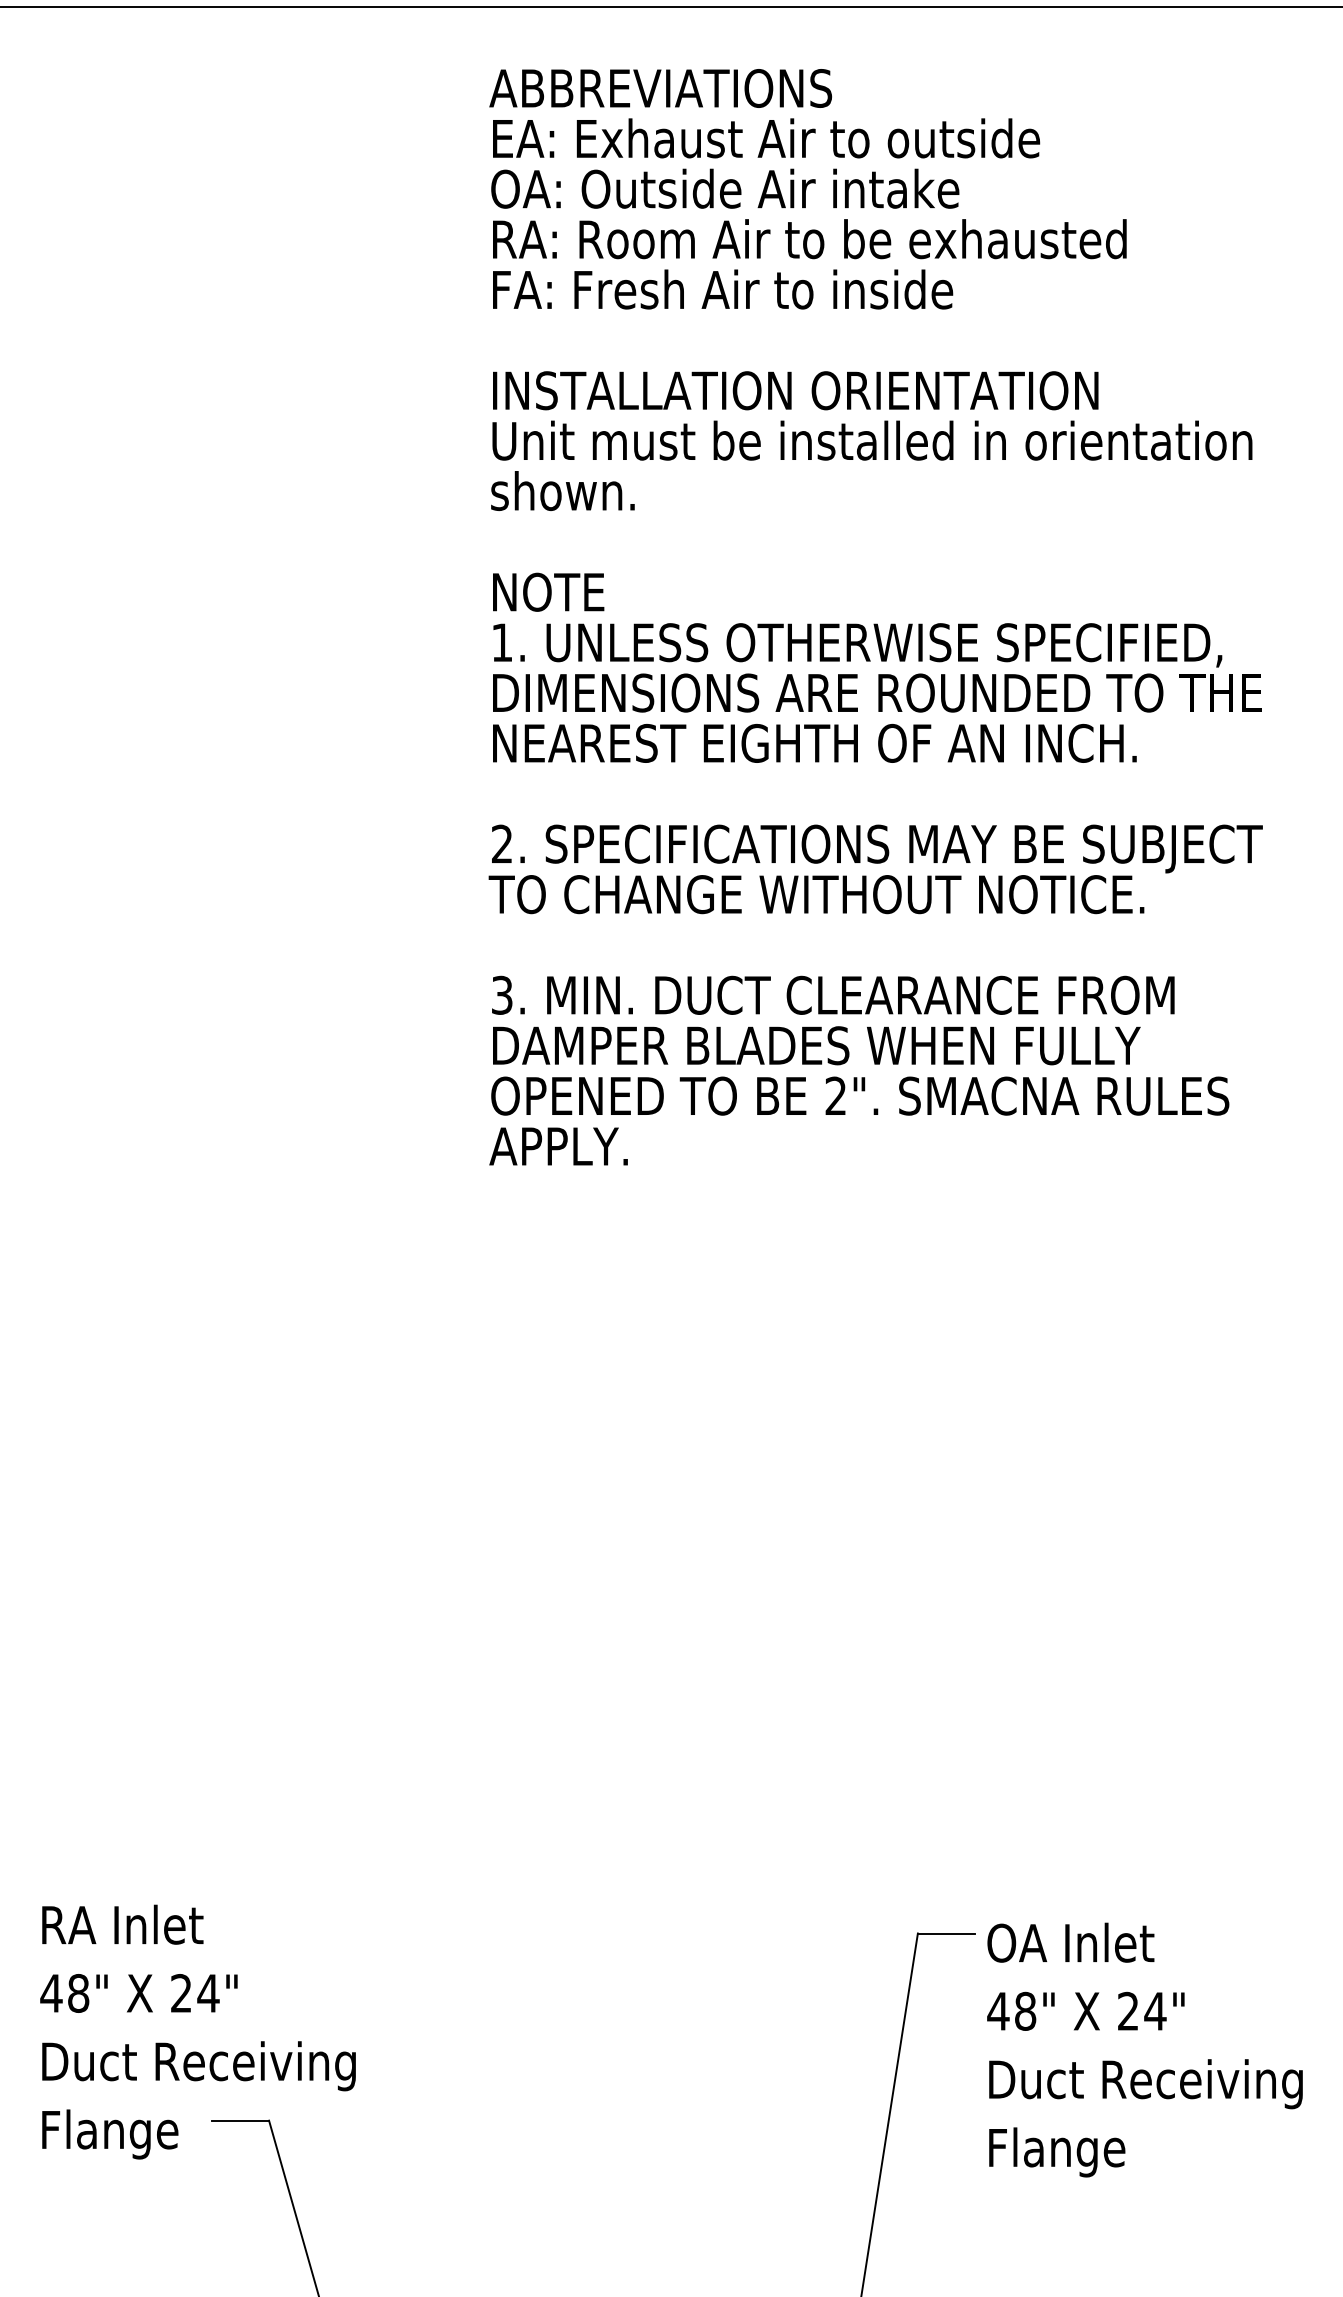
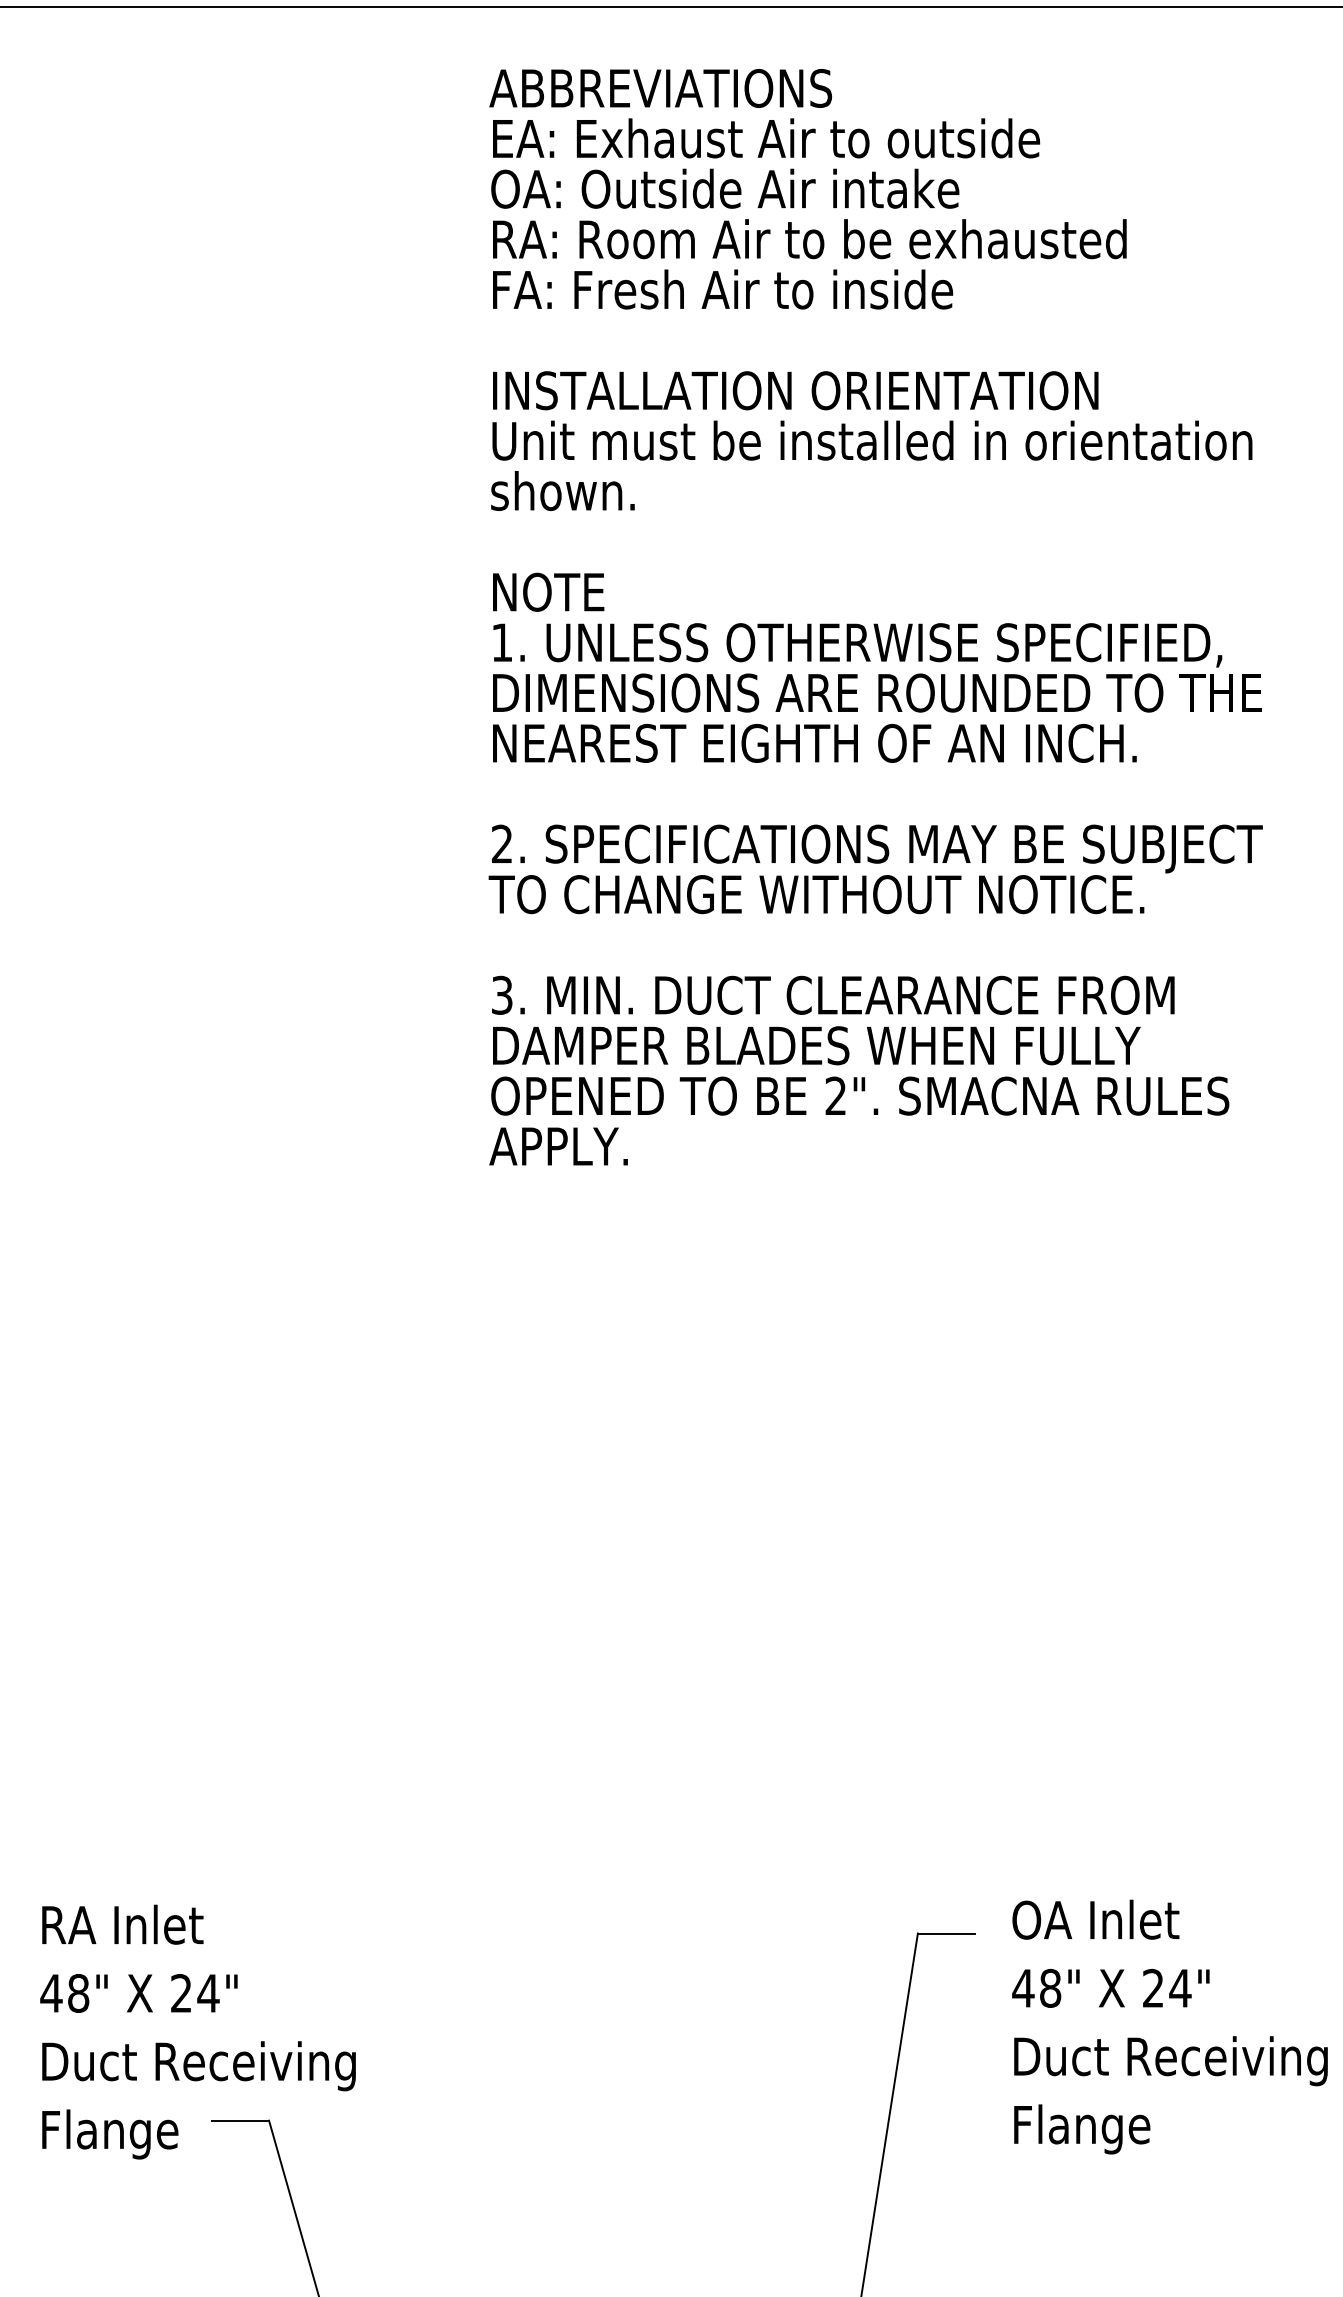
text position: (1144, 2049) -> (1169, 2026) (1169, 2026)
